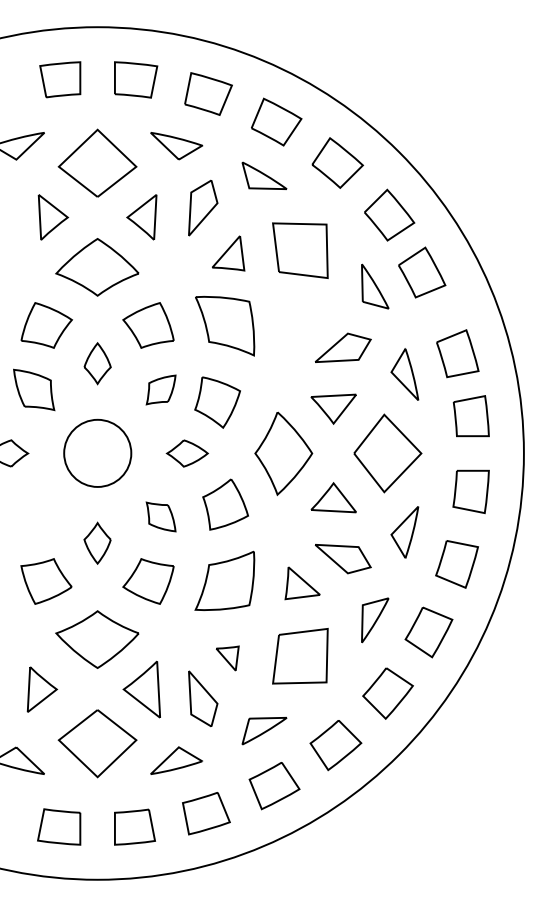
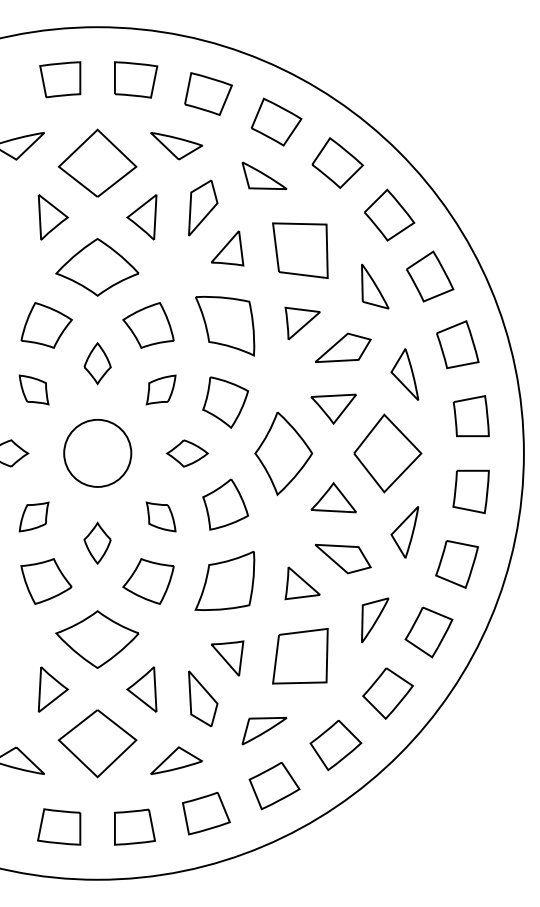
part position: (228, 253) -> (227, 248) (227, 248)
part position: (422, 272) -> (430, 276) (430, 276)
part: none -> present (302, 323)
part position: (457, 353) -> (457, 344) (457, 344)
part size: 43x44 px -> 32x32 px (33, 389)
part position: (217, 402) -> (225, 402) (225, 402)
part: none -> present (33, 516)
part size: 24x27 px -> 34x37 px (227, 658)
part position: (42, 689) -> (53, 689) (53, 689)
part size: 39x59 px -> 32x47 px (141, 689)
